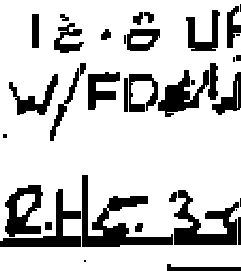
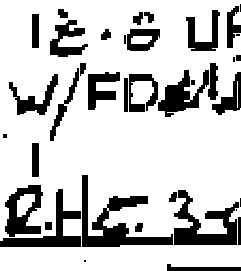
part size: 30x39 px -> 38x48 px (68, 32)
line: none -> present (35, 159)
